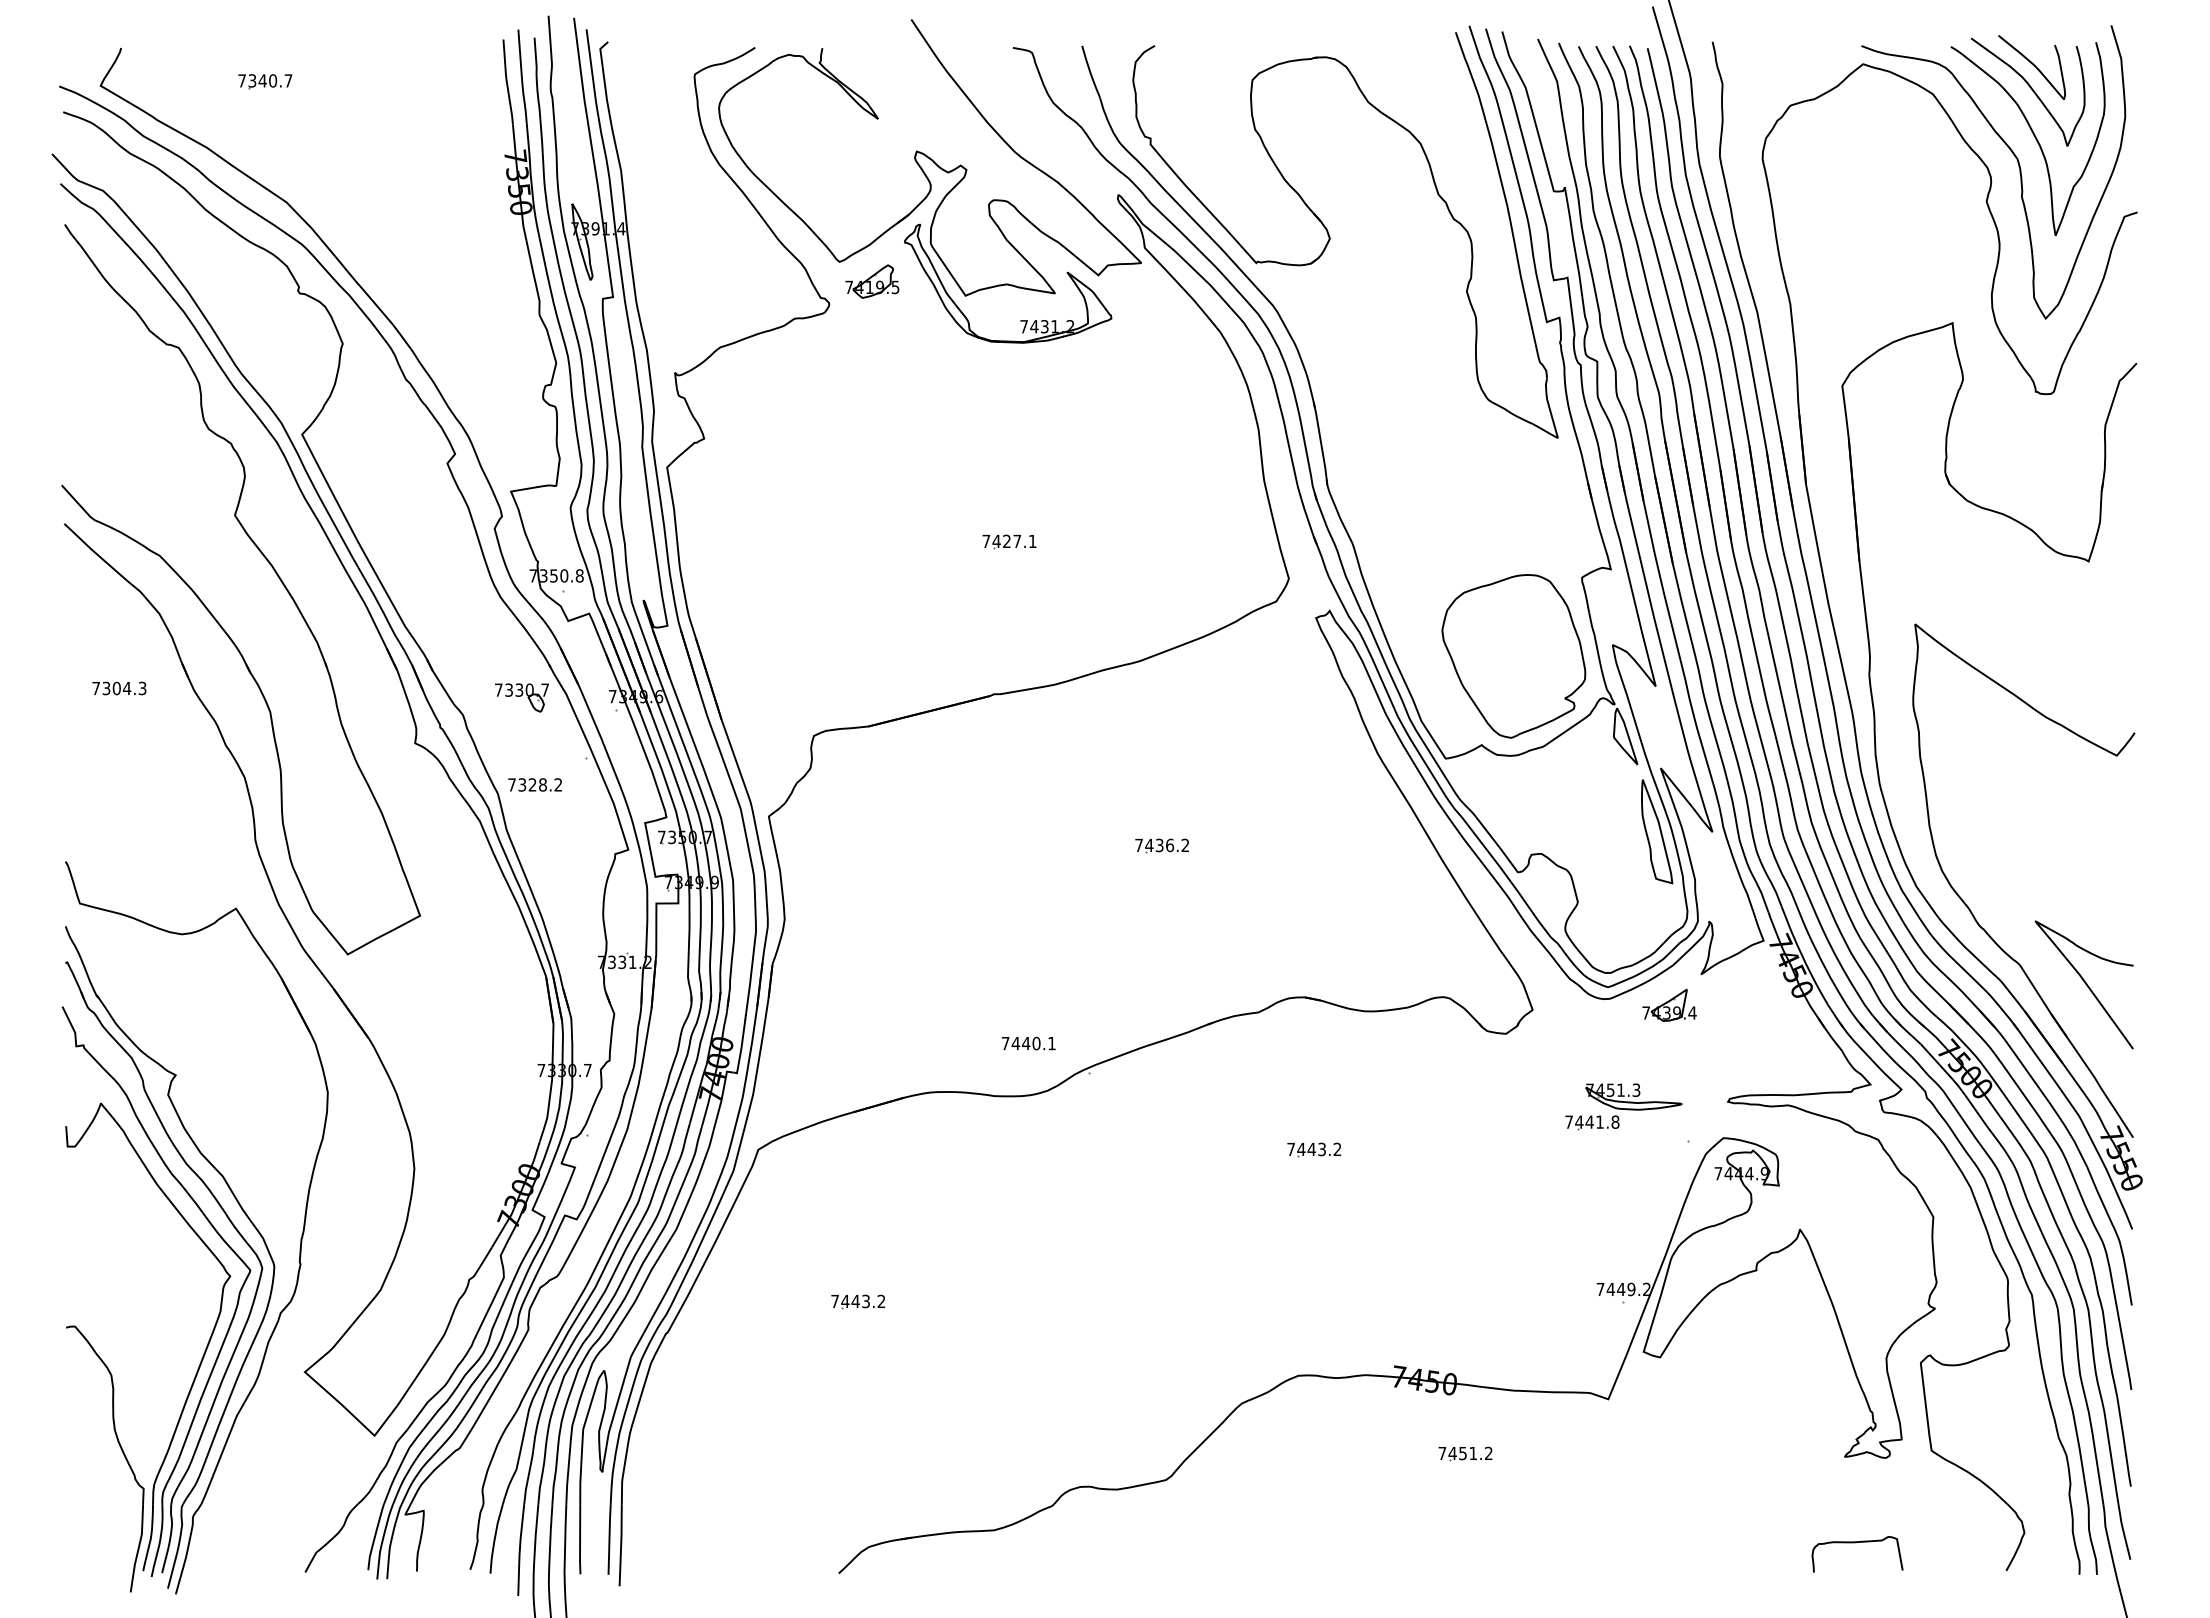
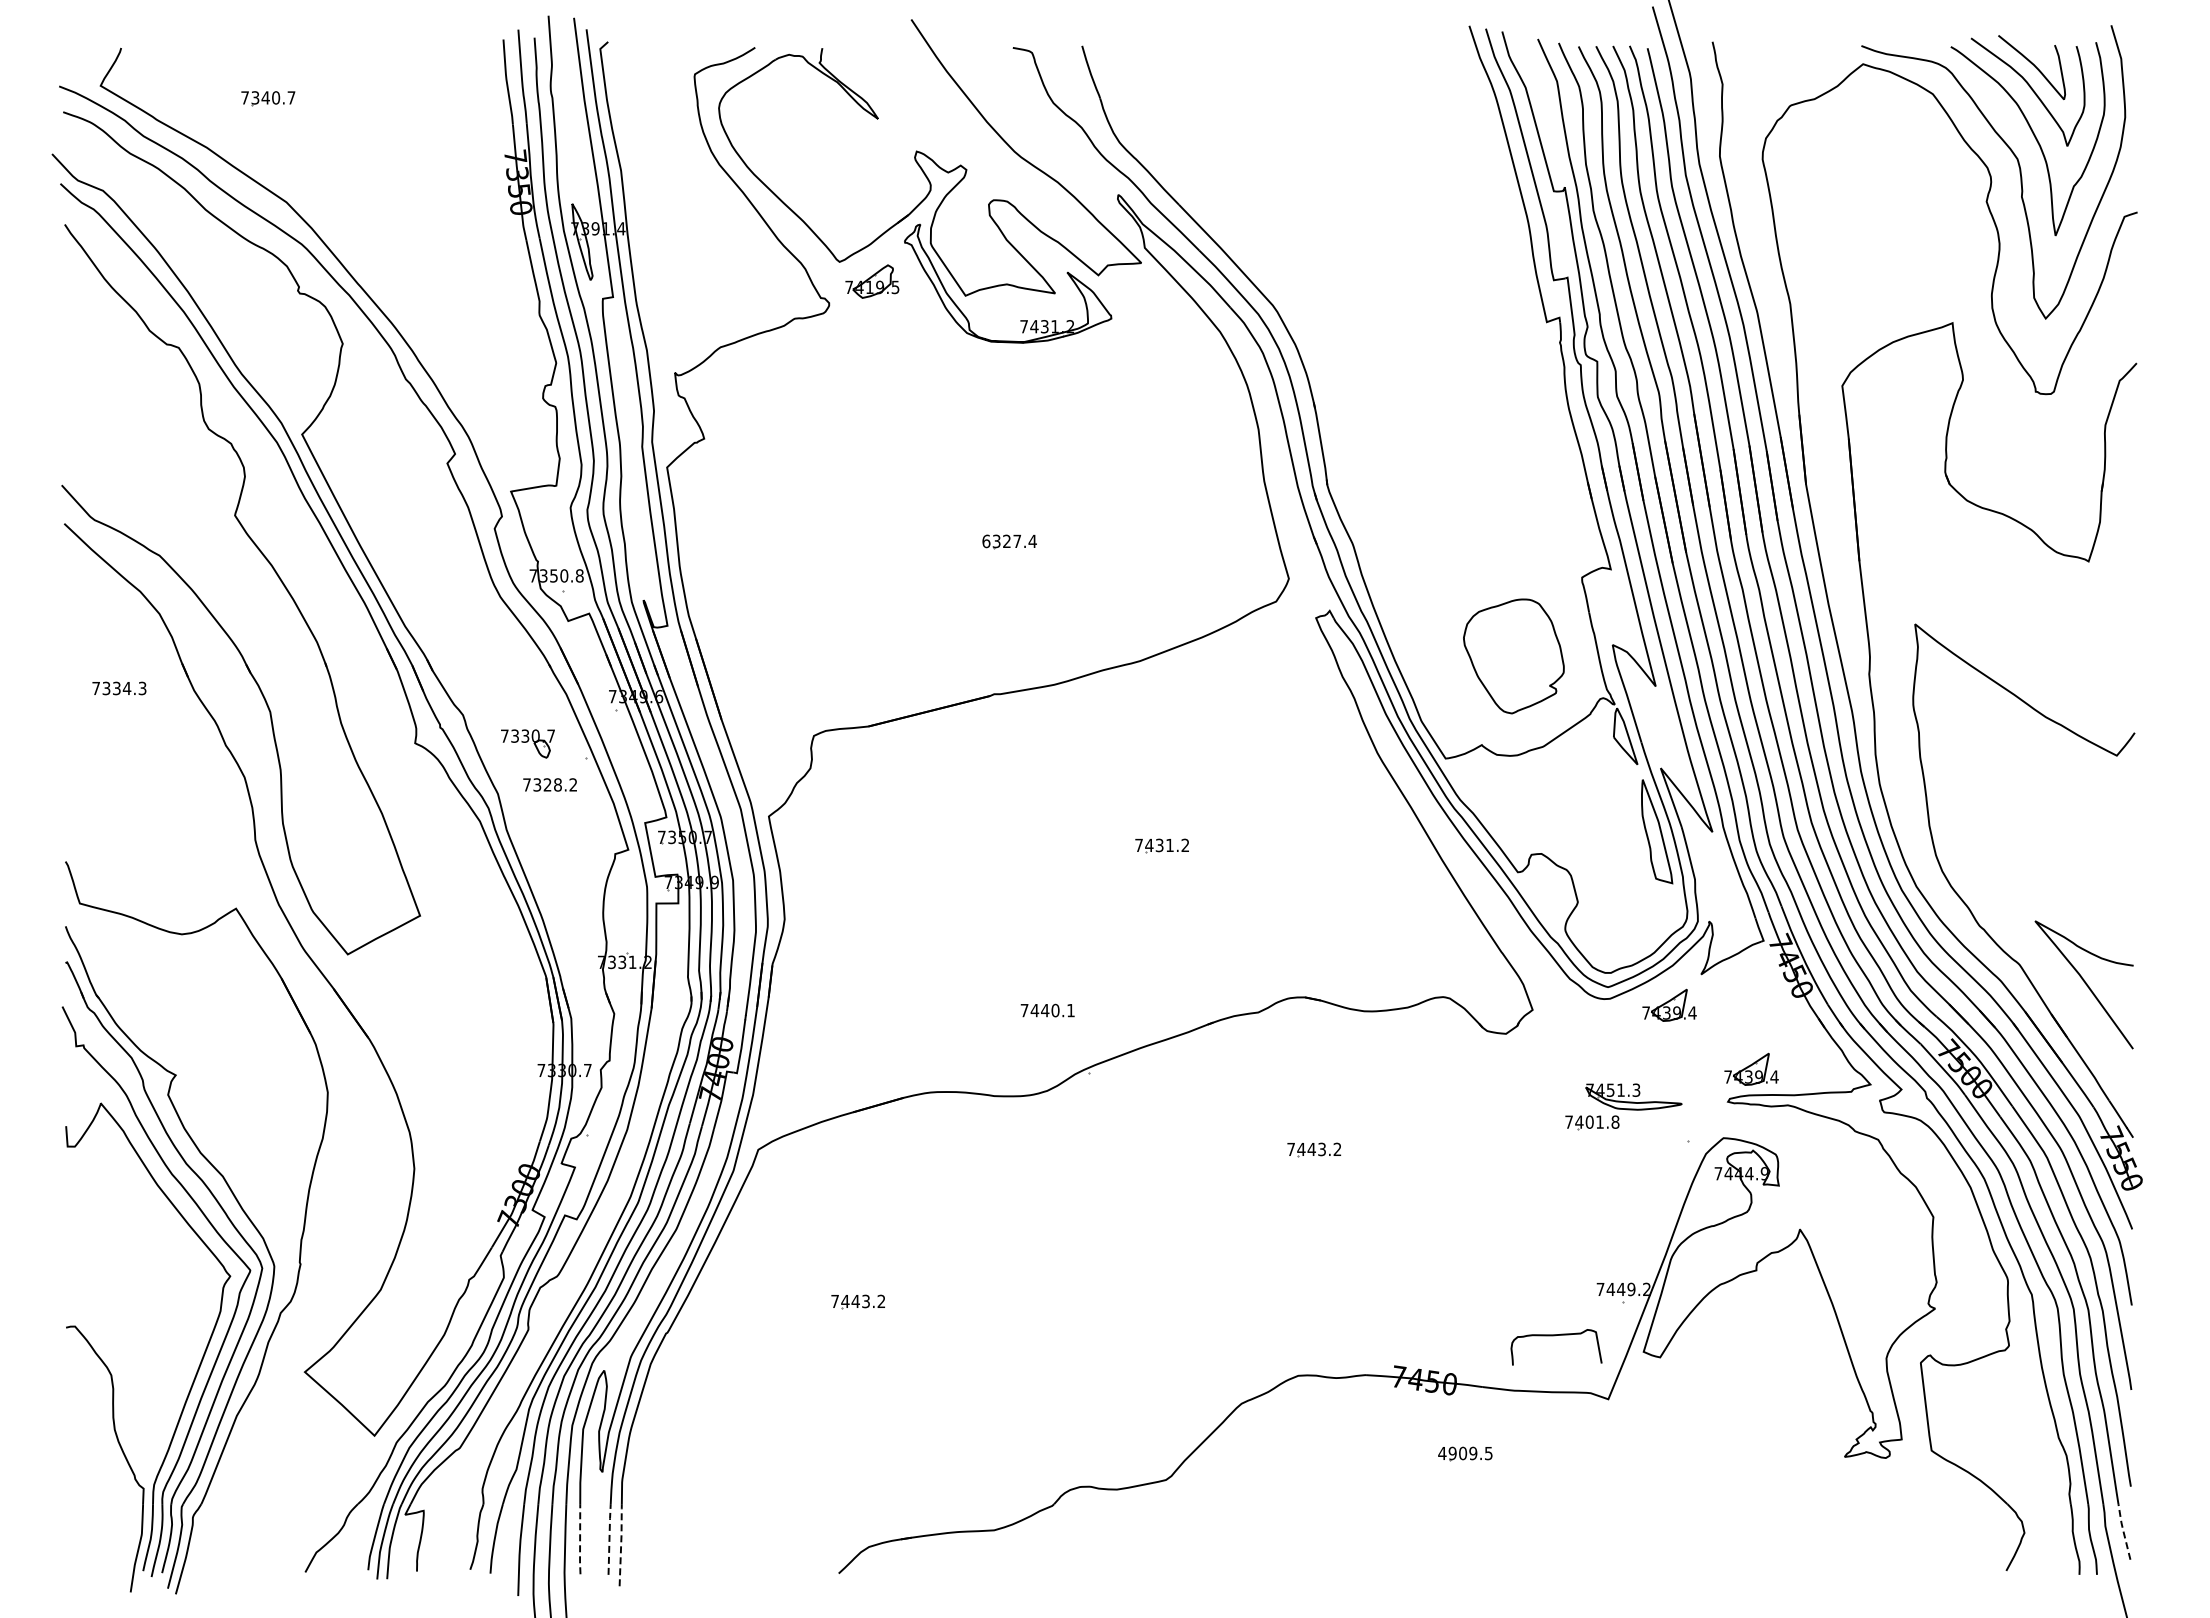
part position: (265, 81) -> (268, 98) (268, 98)
part: present -> none (1330, 236)
text: 7427.1 -> 6327.4 (1009, 541)
part size: 146x165 px -> 102x117 px (1513, 656)
text: 7304.3 -> 7334.3 (116, 688)
part position: (521, 697) -> (527, 743) (527, 743)
text position: (534, 784) -> (549, 784) (549, 784)
text: 7436.2 -> 7431.2 (1170, 845)
text position: (1028, 1043) -> (1047, 1010) (1047, 1010)
part: none -> present (1751, 1068)
text: 7441.8 -> 7401.8 (1589, 1121)
text: 7451.2 -> 4909.5 (1465, 1453)
line: solid -> dashed (2123, 1531)
line: solid -> dashed (609, 1538)
line: solid -> dashed (580, 1540)
curve position: (1856, 1543) -> (1555, 1336) (1555, 1336)
line: solid -> dashed (621, 1544)
